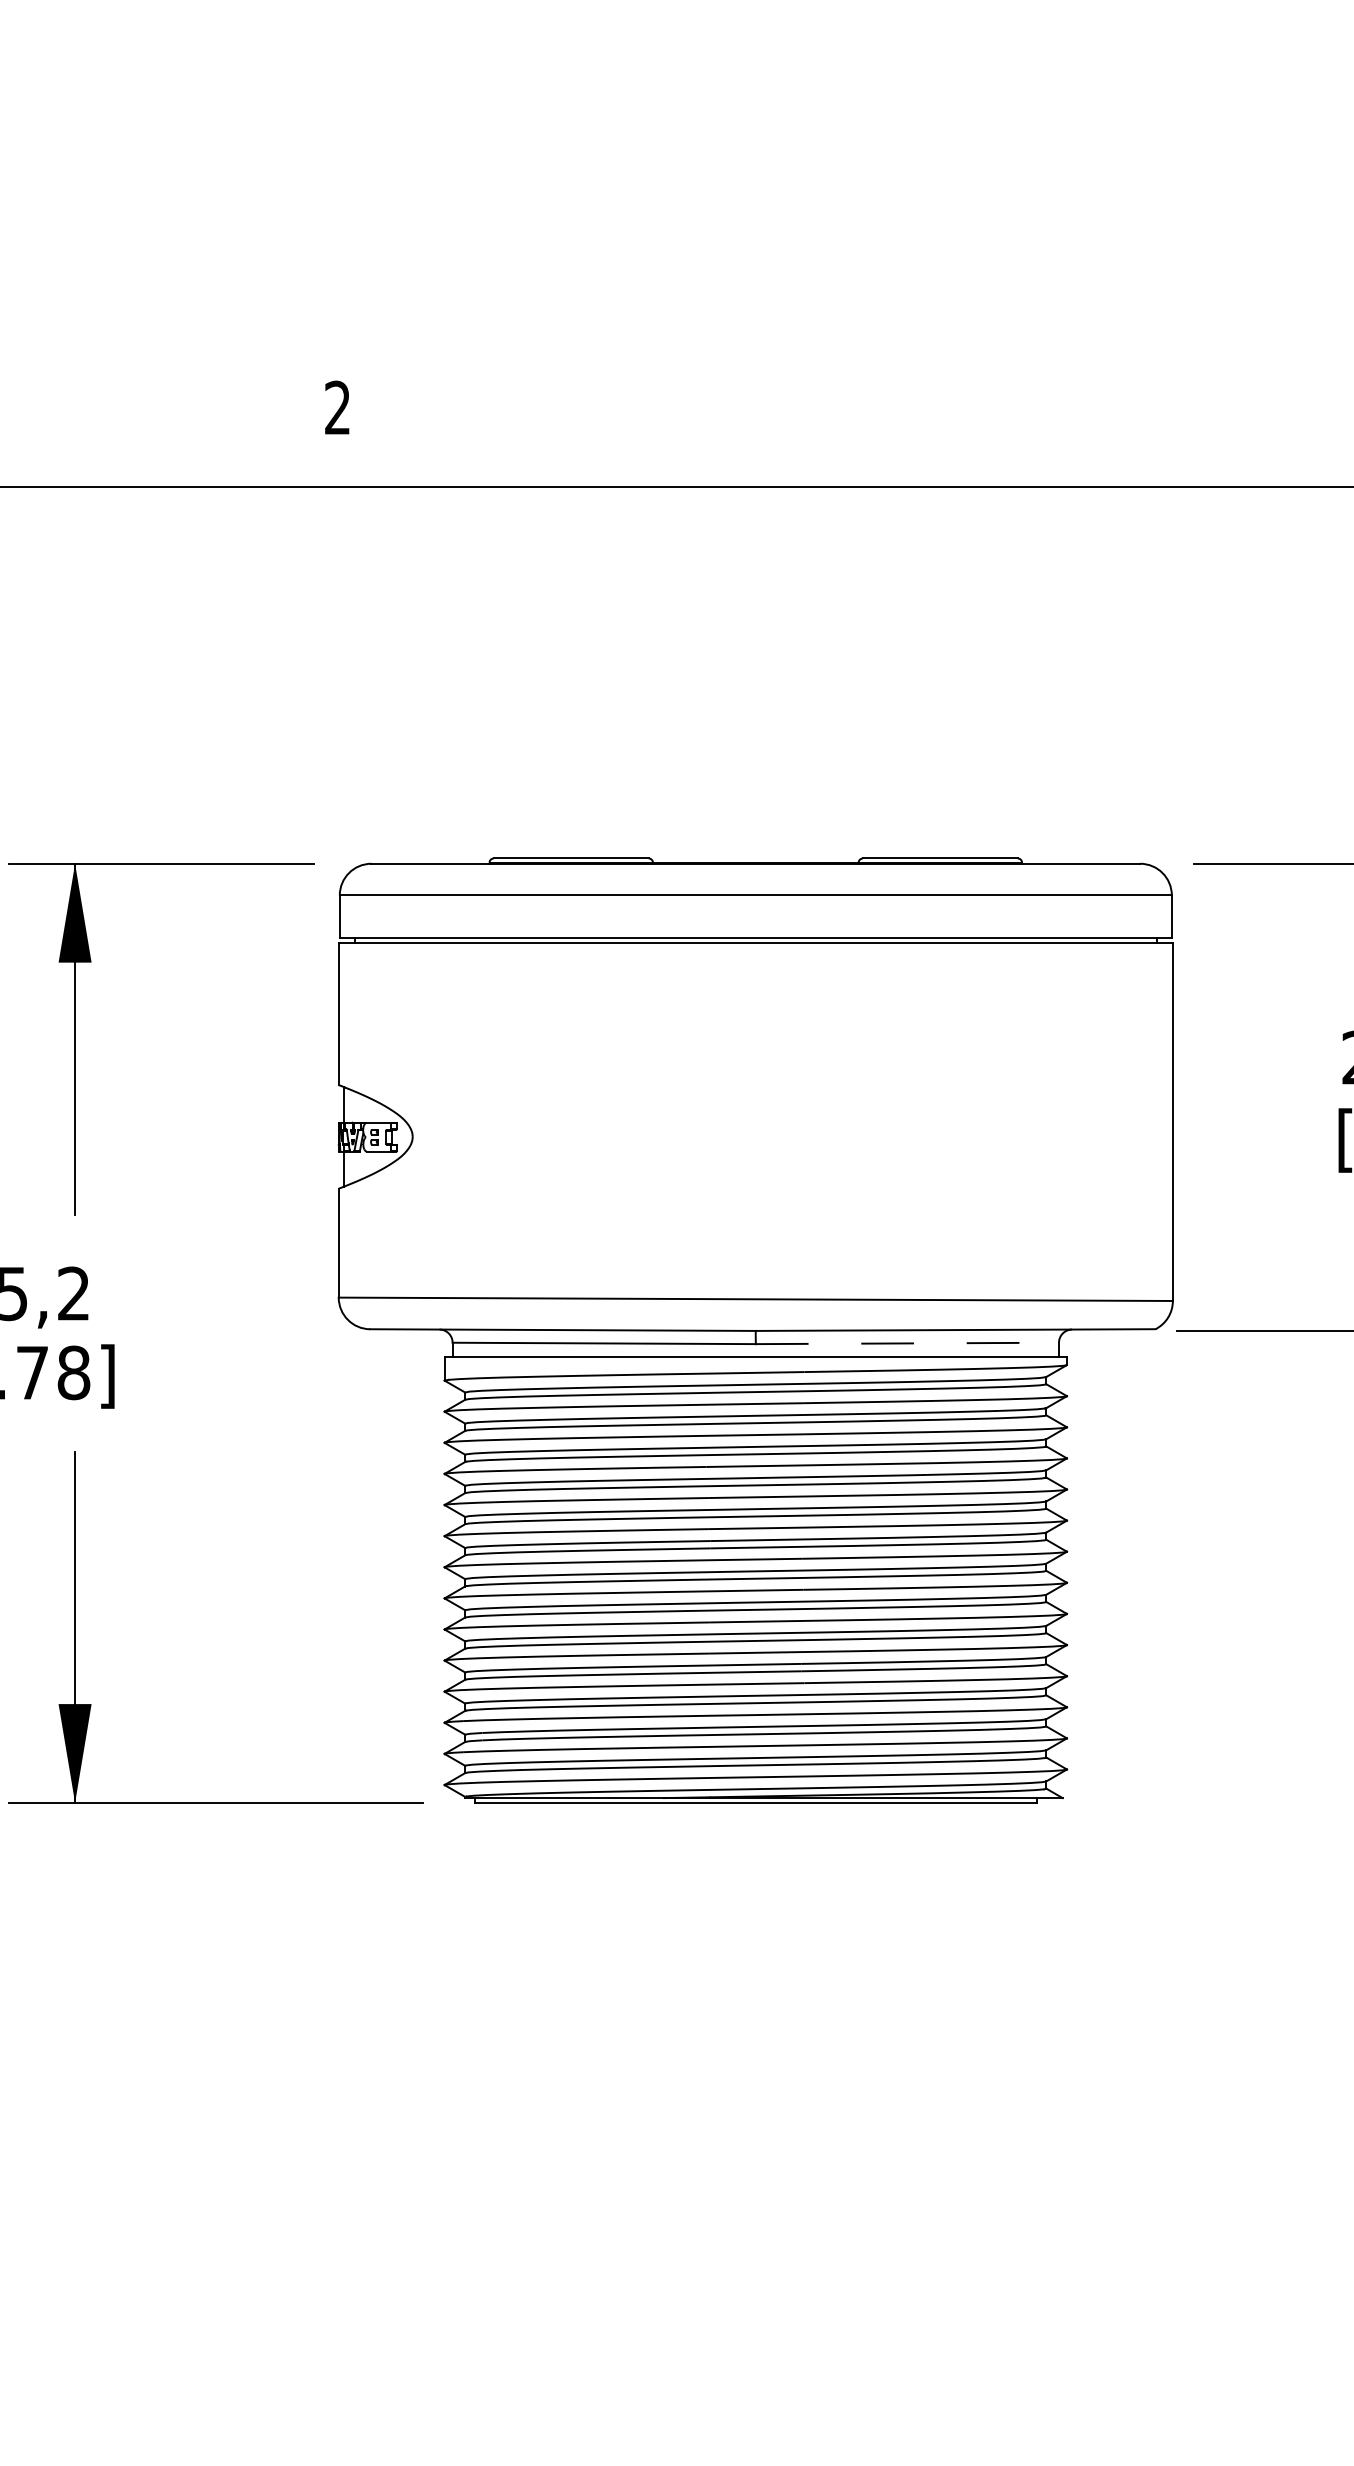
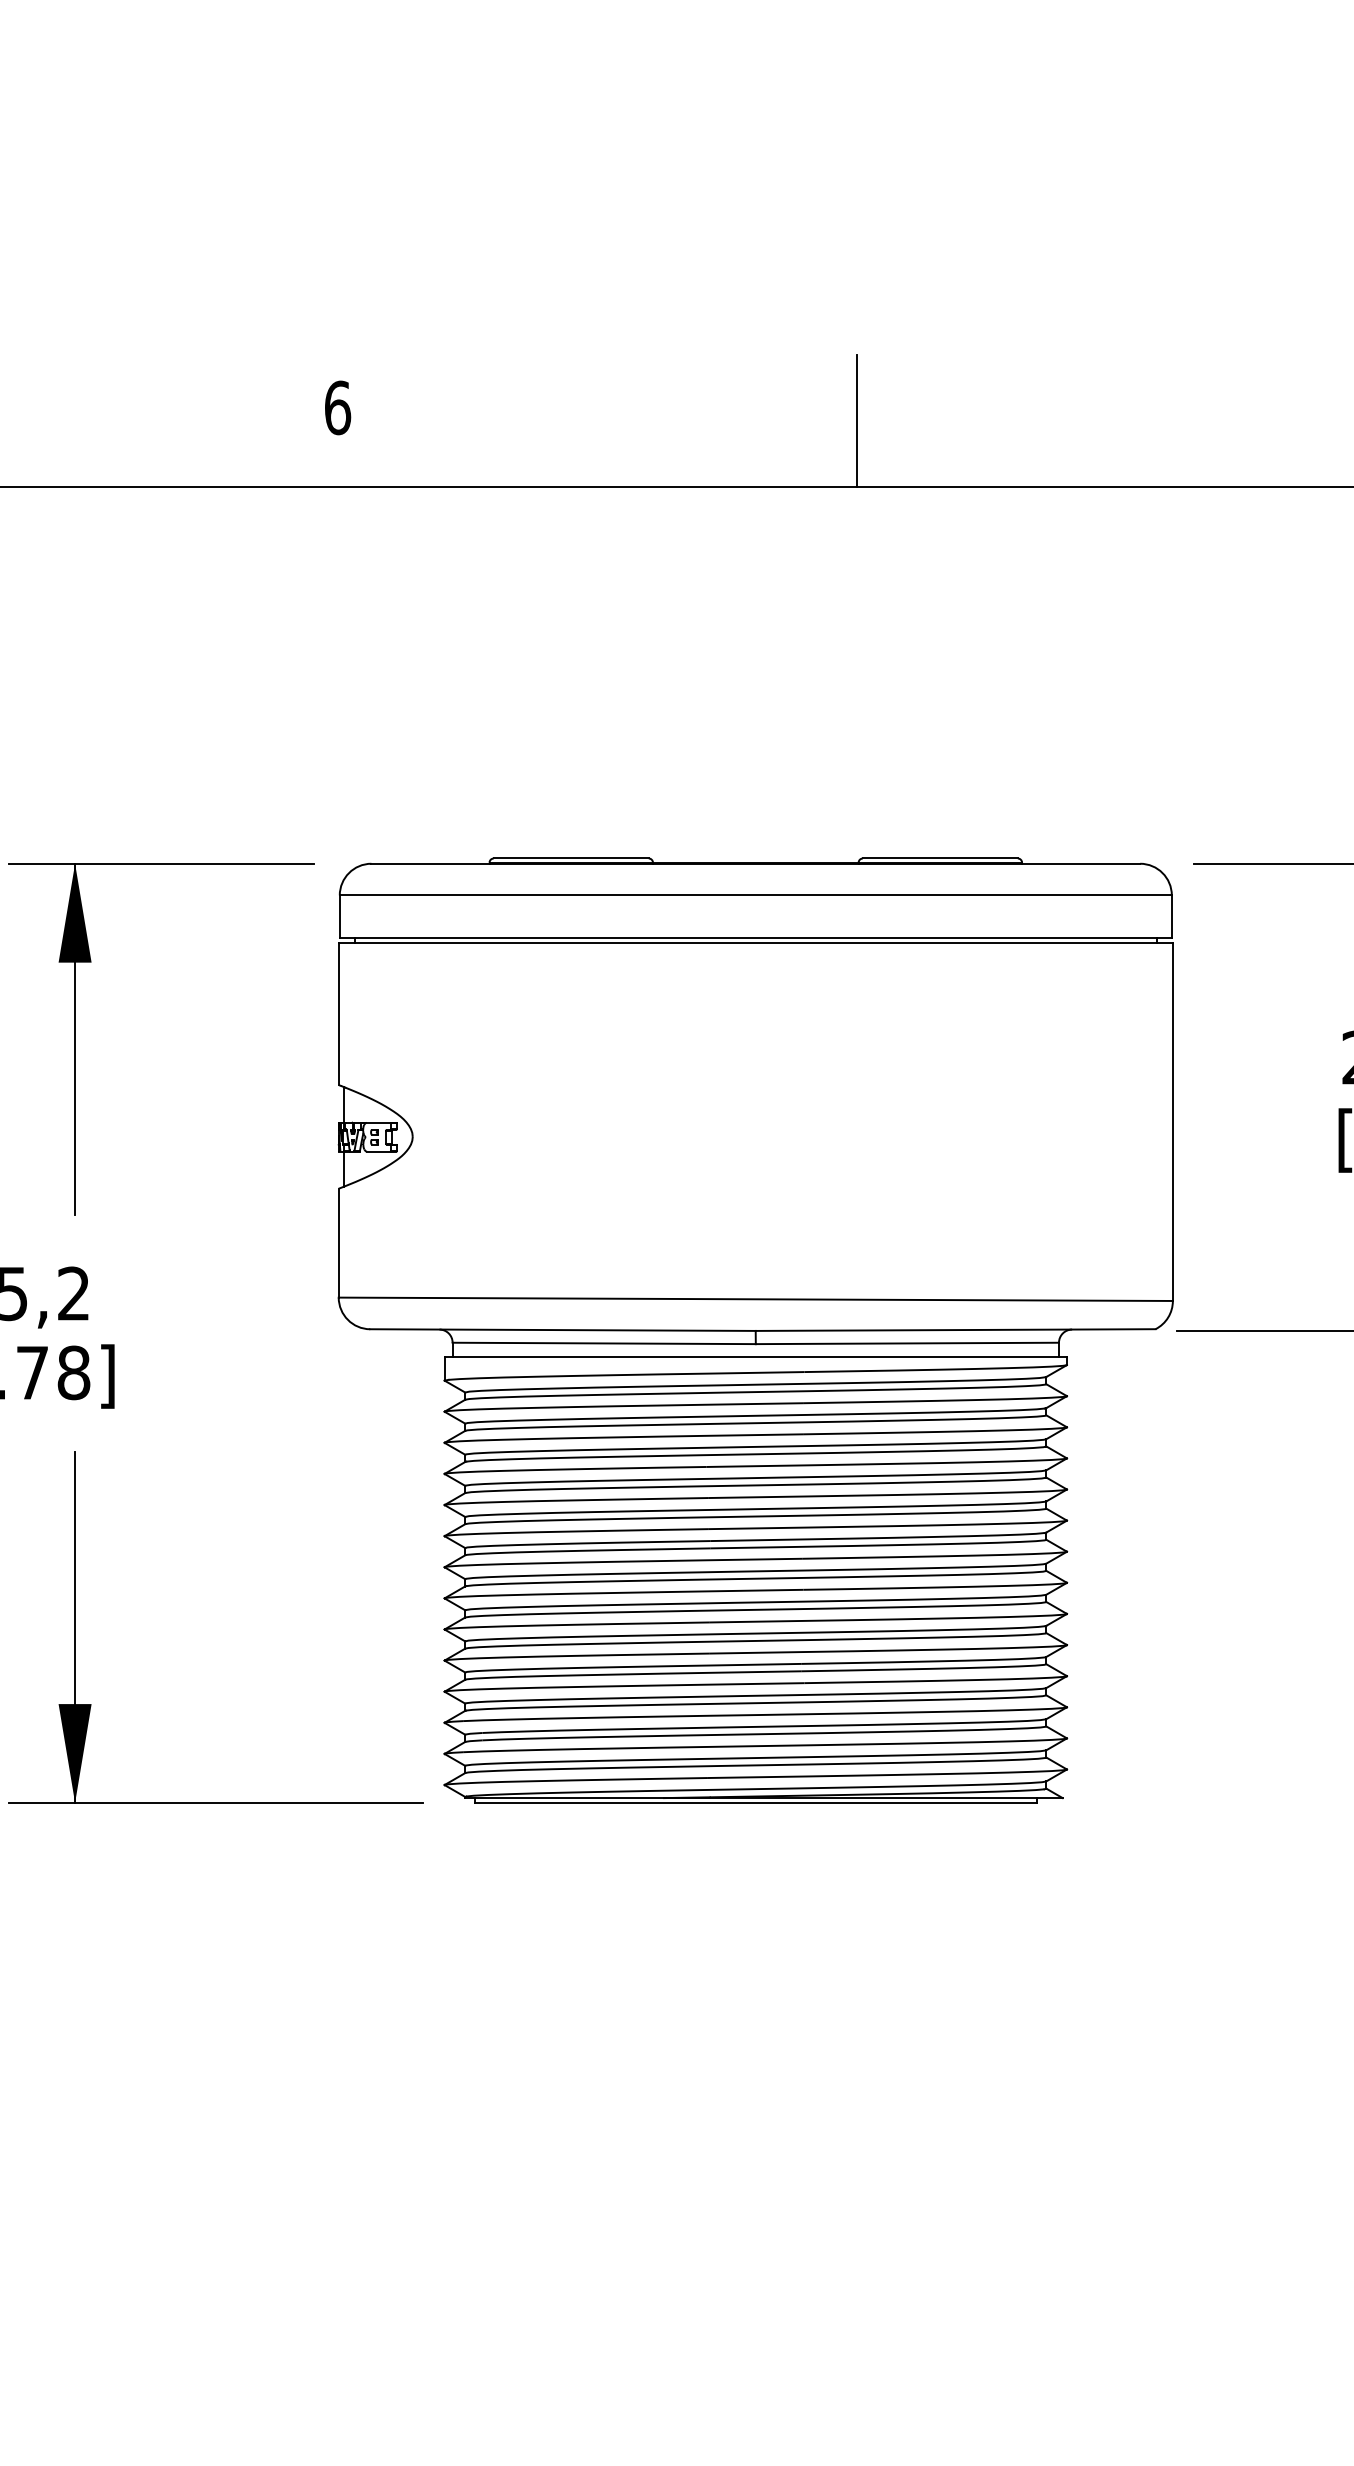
text: 2 -> 6 (338, 407)
line: none -> present (857, 421)
line: dashed -> solid (907, 1343)
